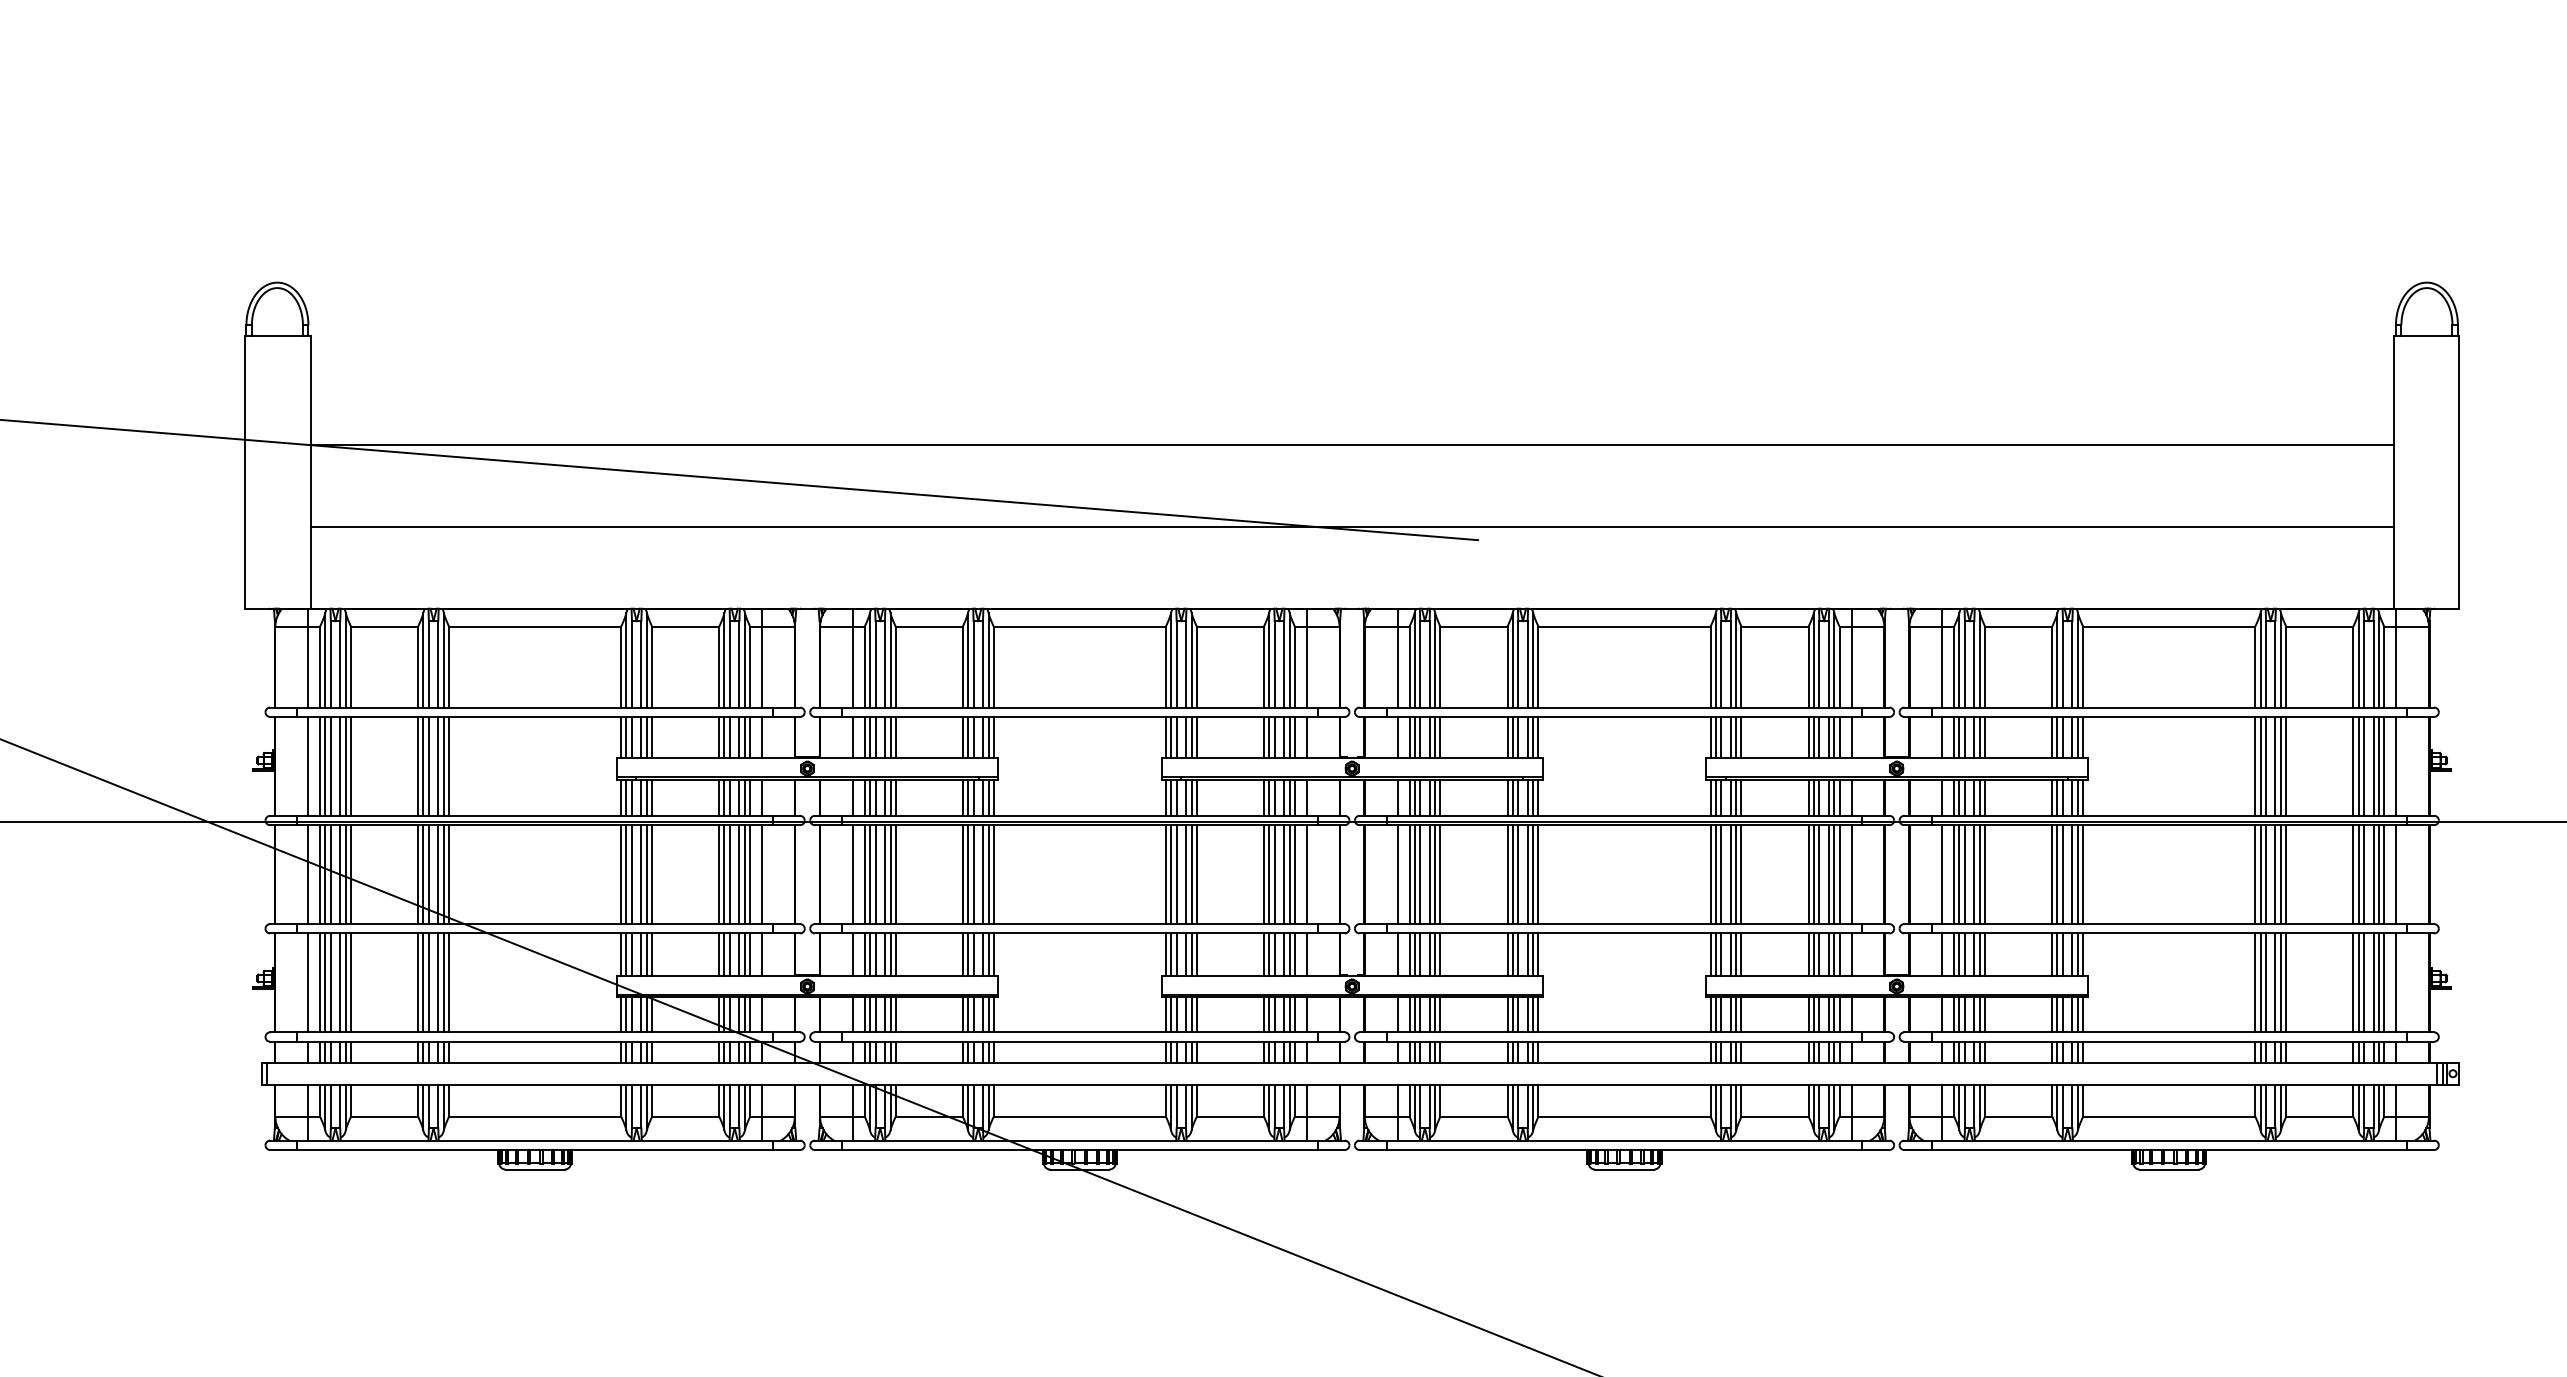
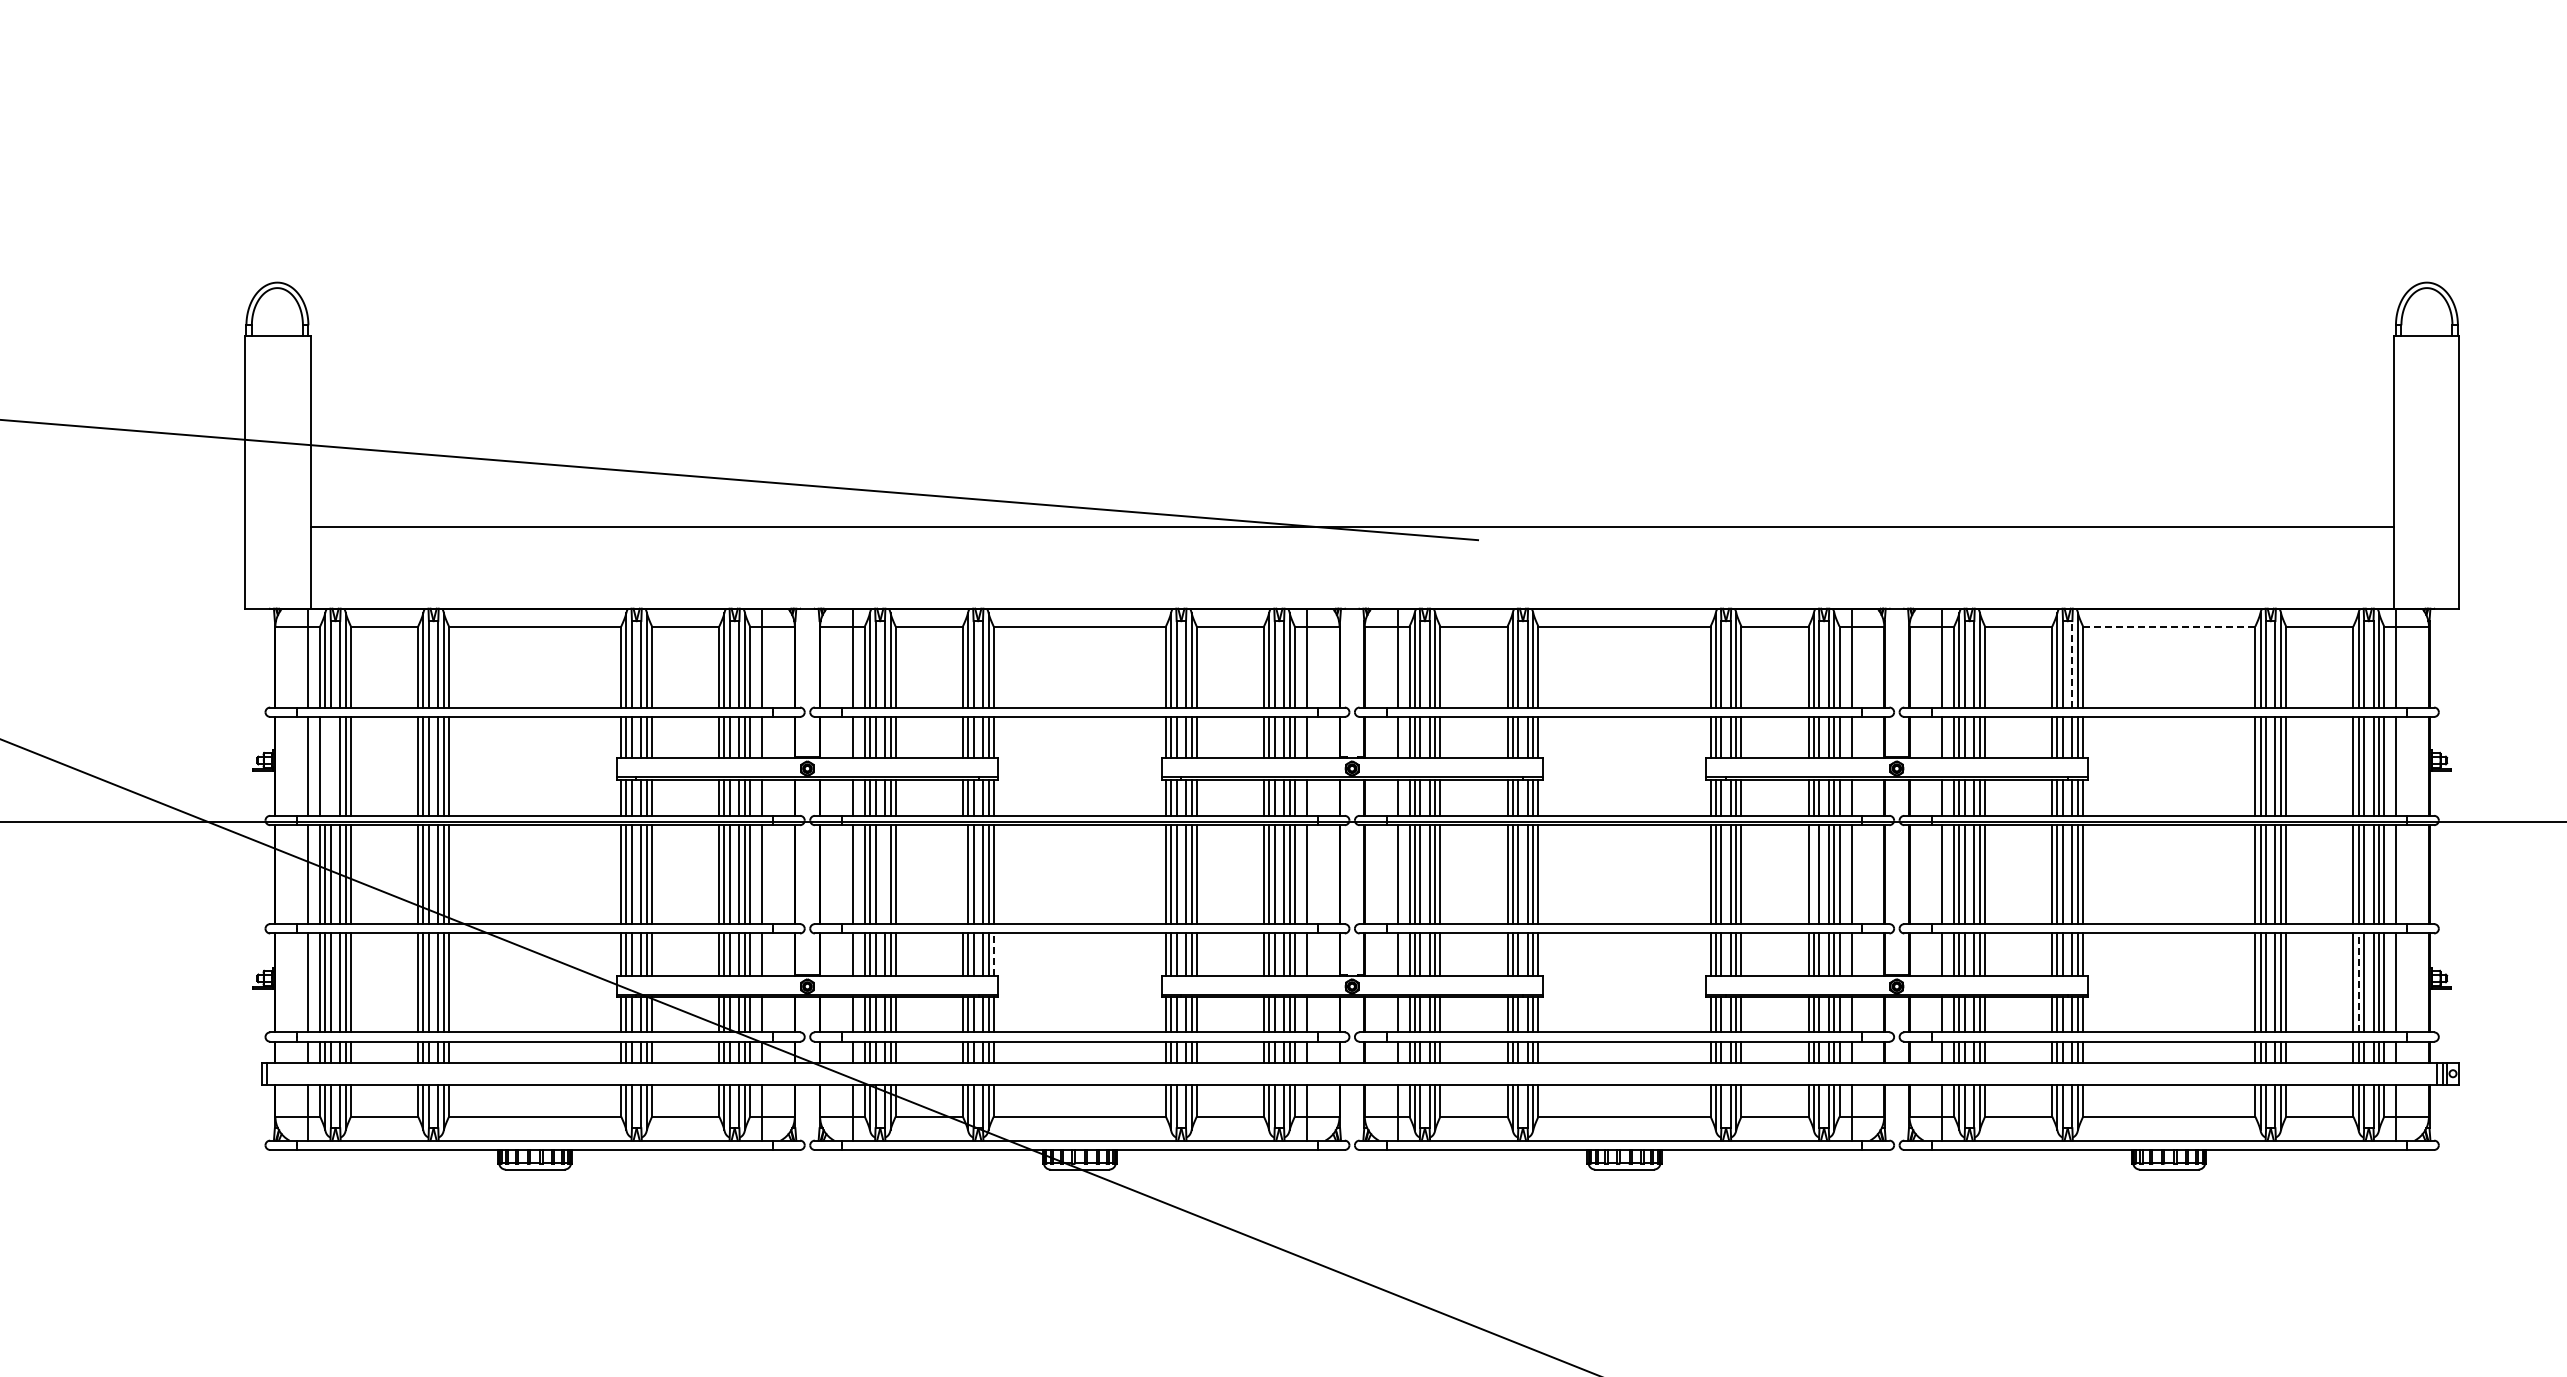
line: present -> none (1351, 445)
line: solid -> dashed (2168, 626)
line: solid -> dashed (2072, 663)
line: present -> none (325, 765)
line: present -> none (330, 765)
line: present -> none (884, 874)
line: present -> none (962, 874)
line: present -> none (1813, 874)
line: solid -> dashed (993, 954)
line: solid -> dashed (2358, 982)
